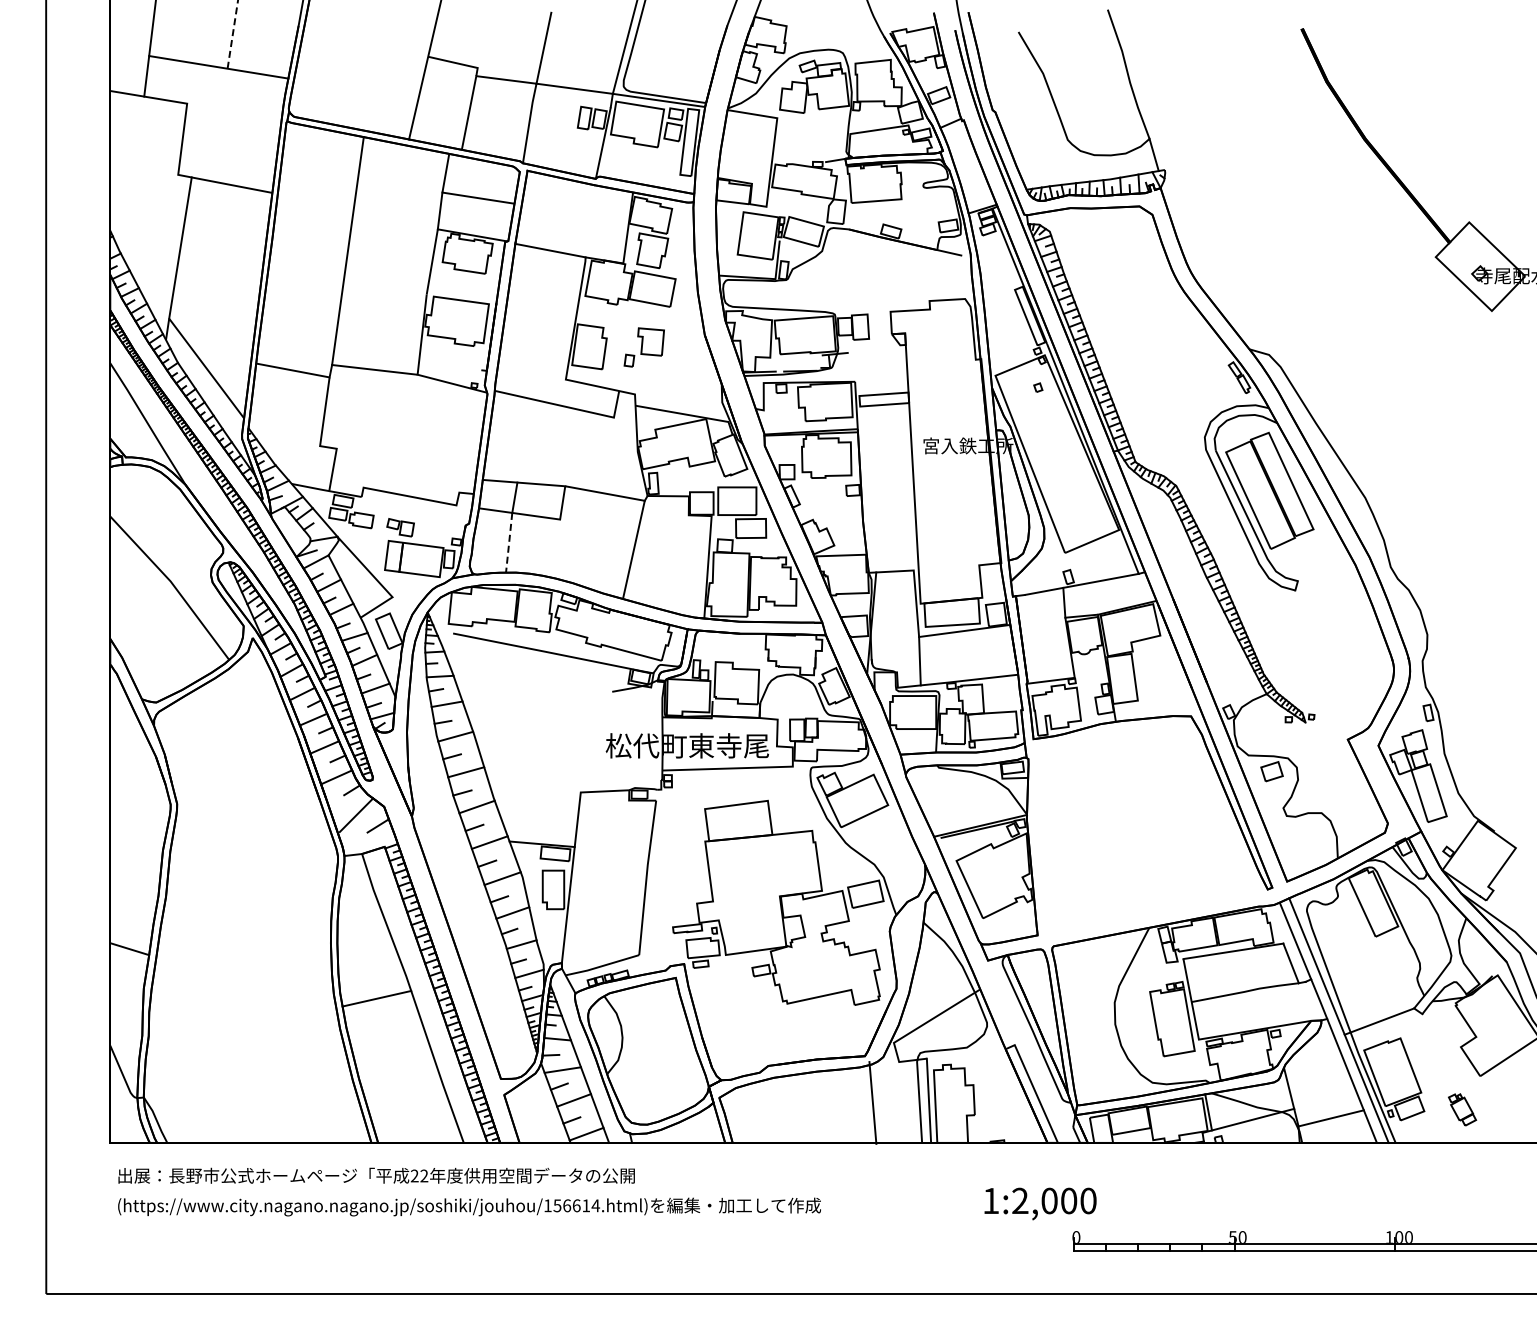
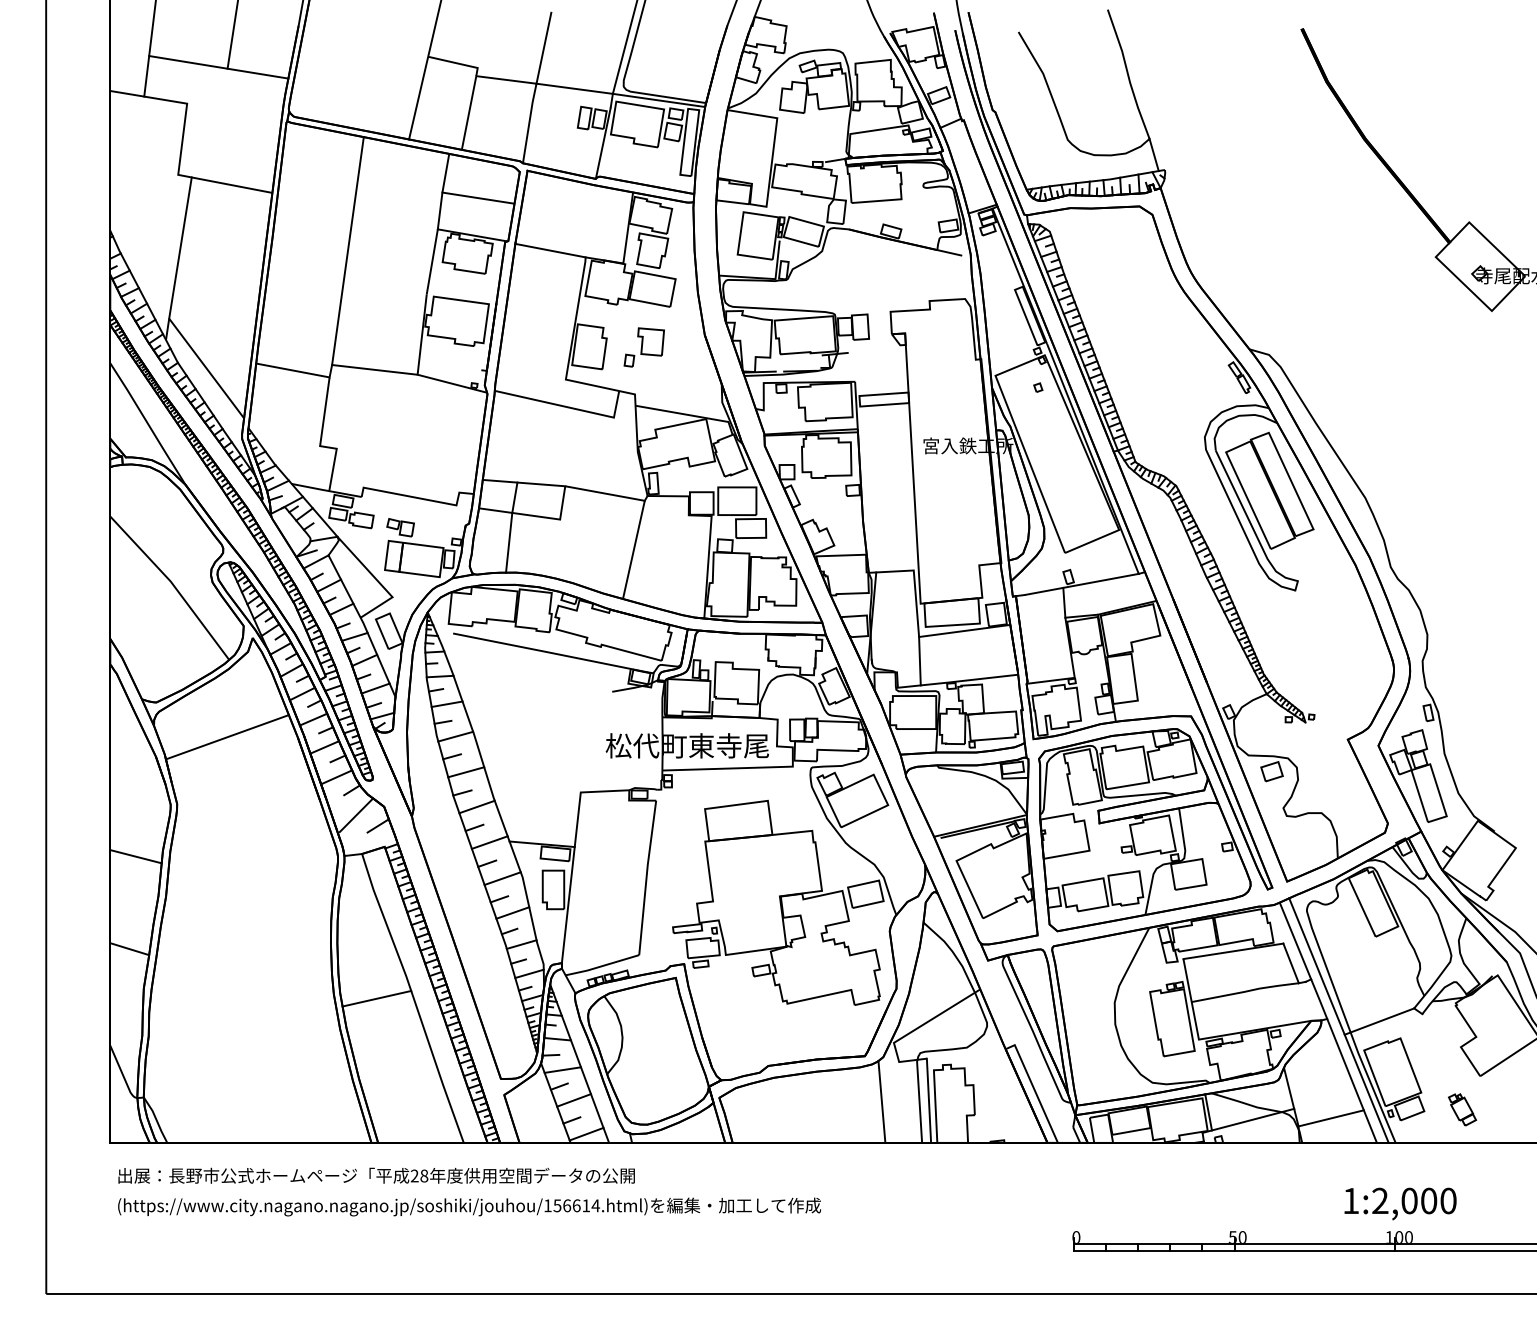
line: dashed -> solid (232, 34)
line: dashed -> solid (509, 543)
line: none -> present (226, 737)
part: none -> present (1144, 830)
line: none -> present (135, 856)
line position: (872, 1102) -> (881, 1101) (881, 1101)
text: 22 -> 28 (424, 1175)
text position: (1040, 1203) -> (1400, 1203) (1400, 1203)
